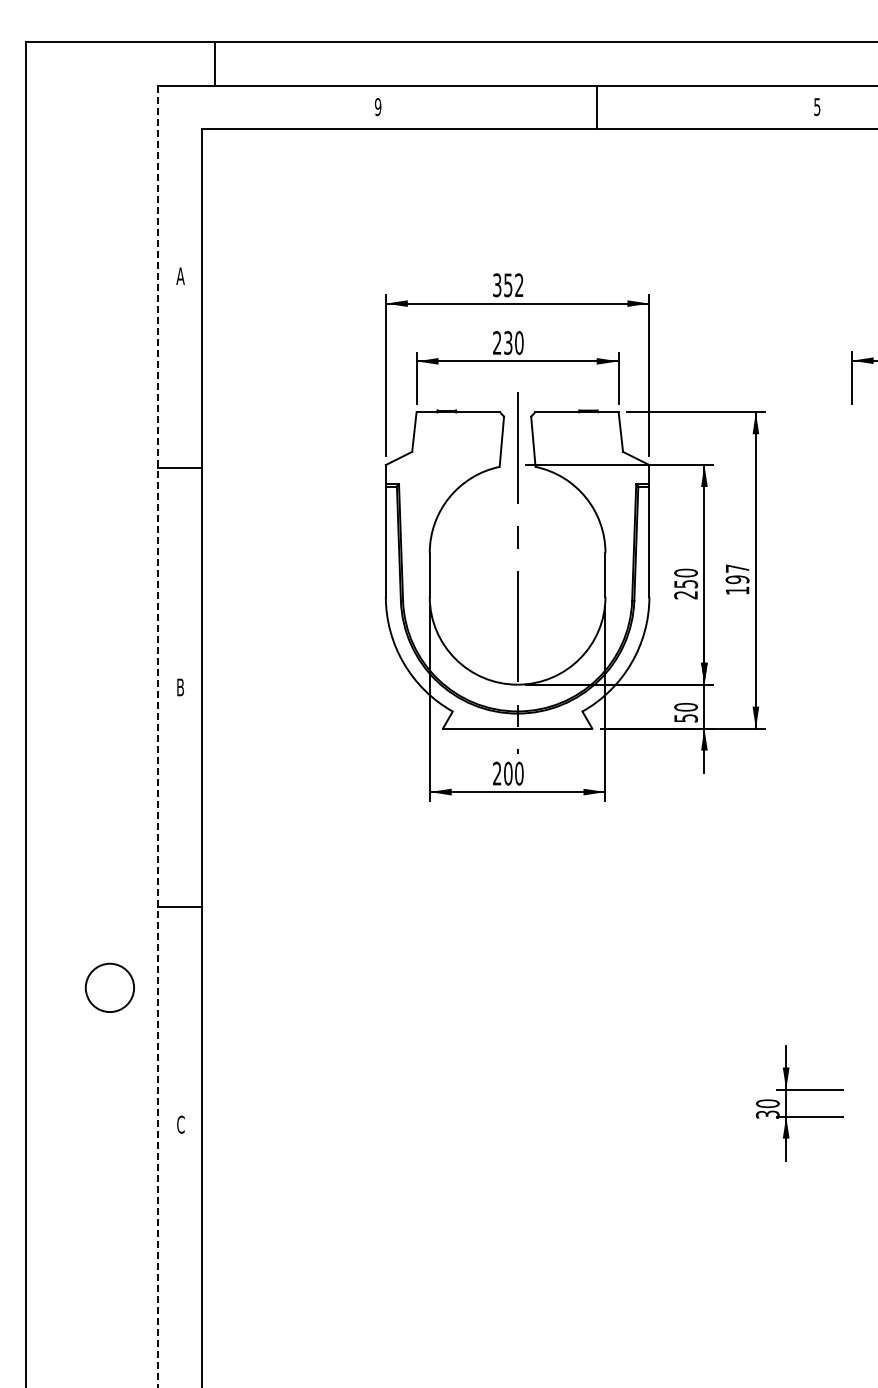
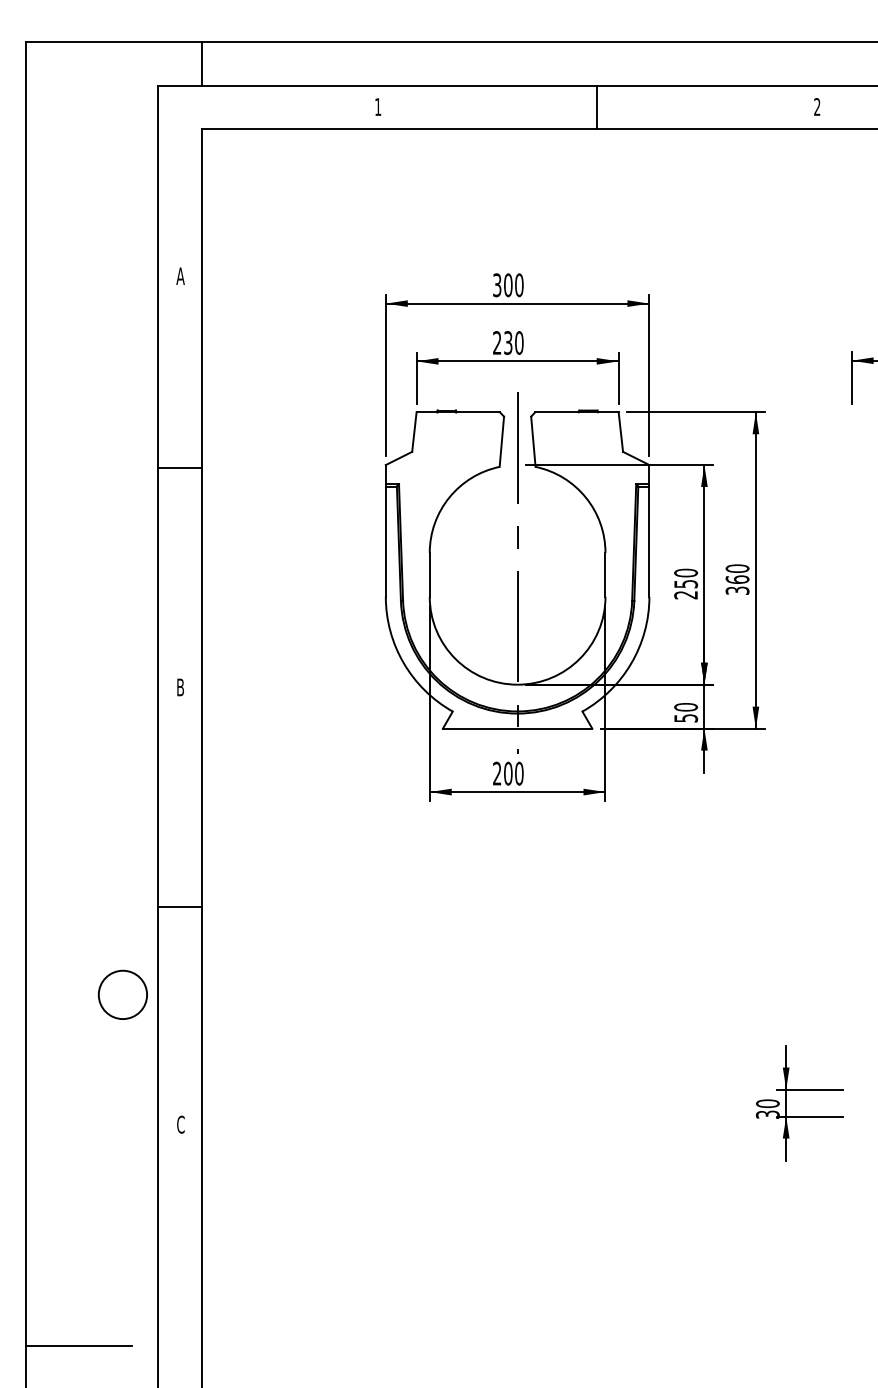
line position: (215, 63) -> (202, 63) (202, 63)
text: 9 -> 1 (377, 107)
text: 5 -> 2 (817, 107)
text: 352 -> 300 (513, 285)
text: 197 -> 360 (737, 579)
line: dashed -> solid (158, 736)
circle position: (109, 987) -> (122, 994) (122, 994)
line: none -> present (78, 1346)
